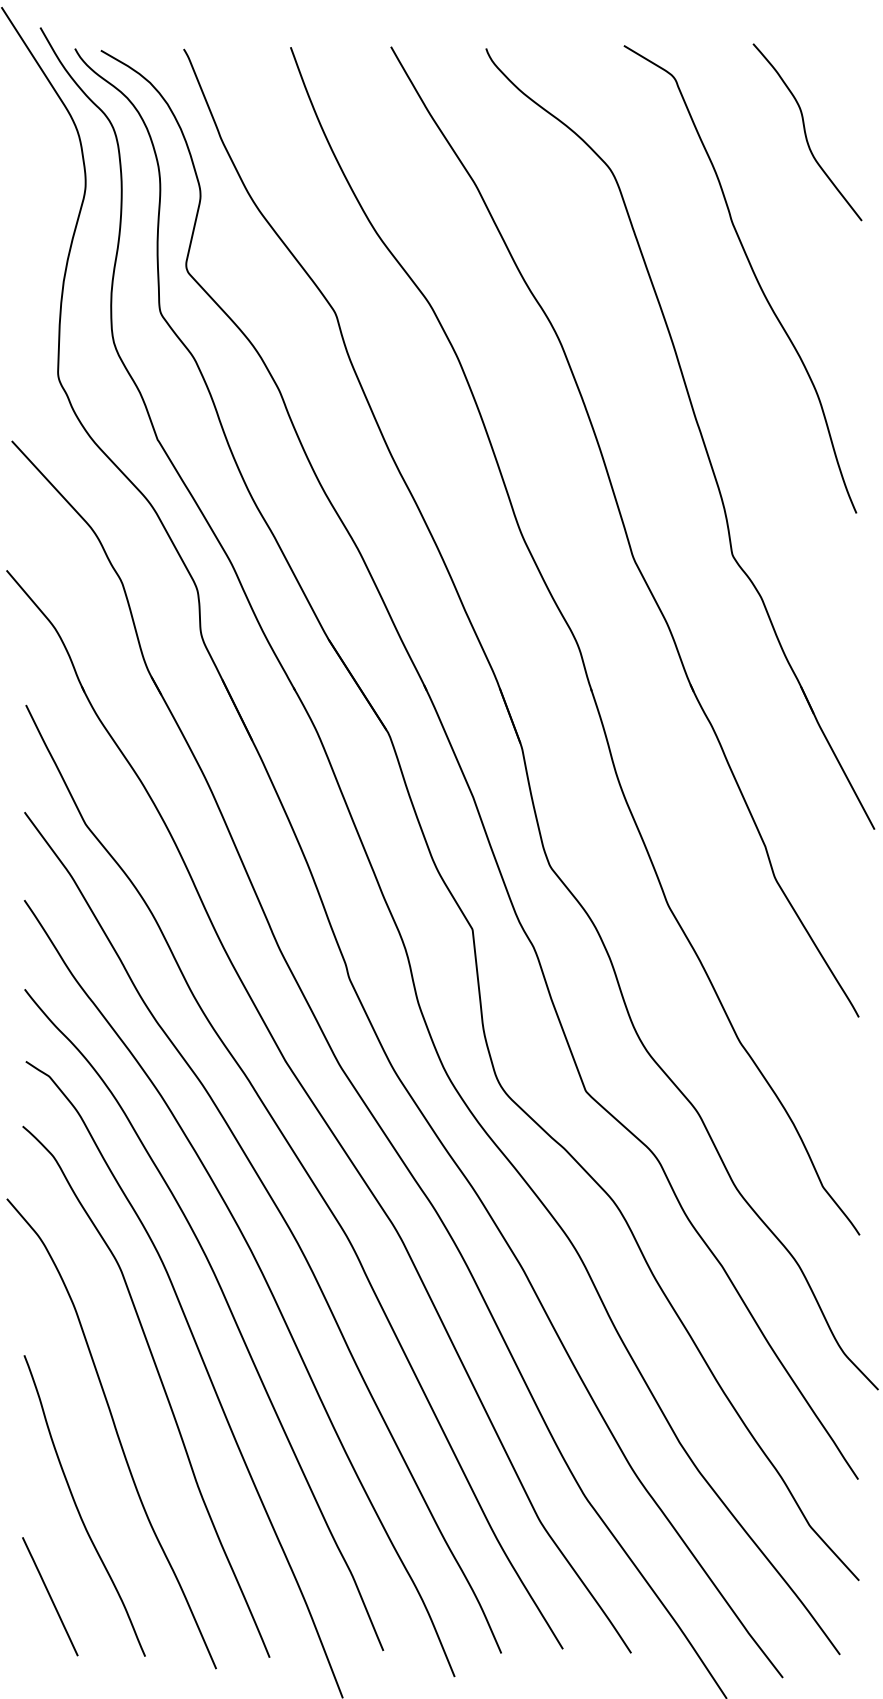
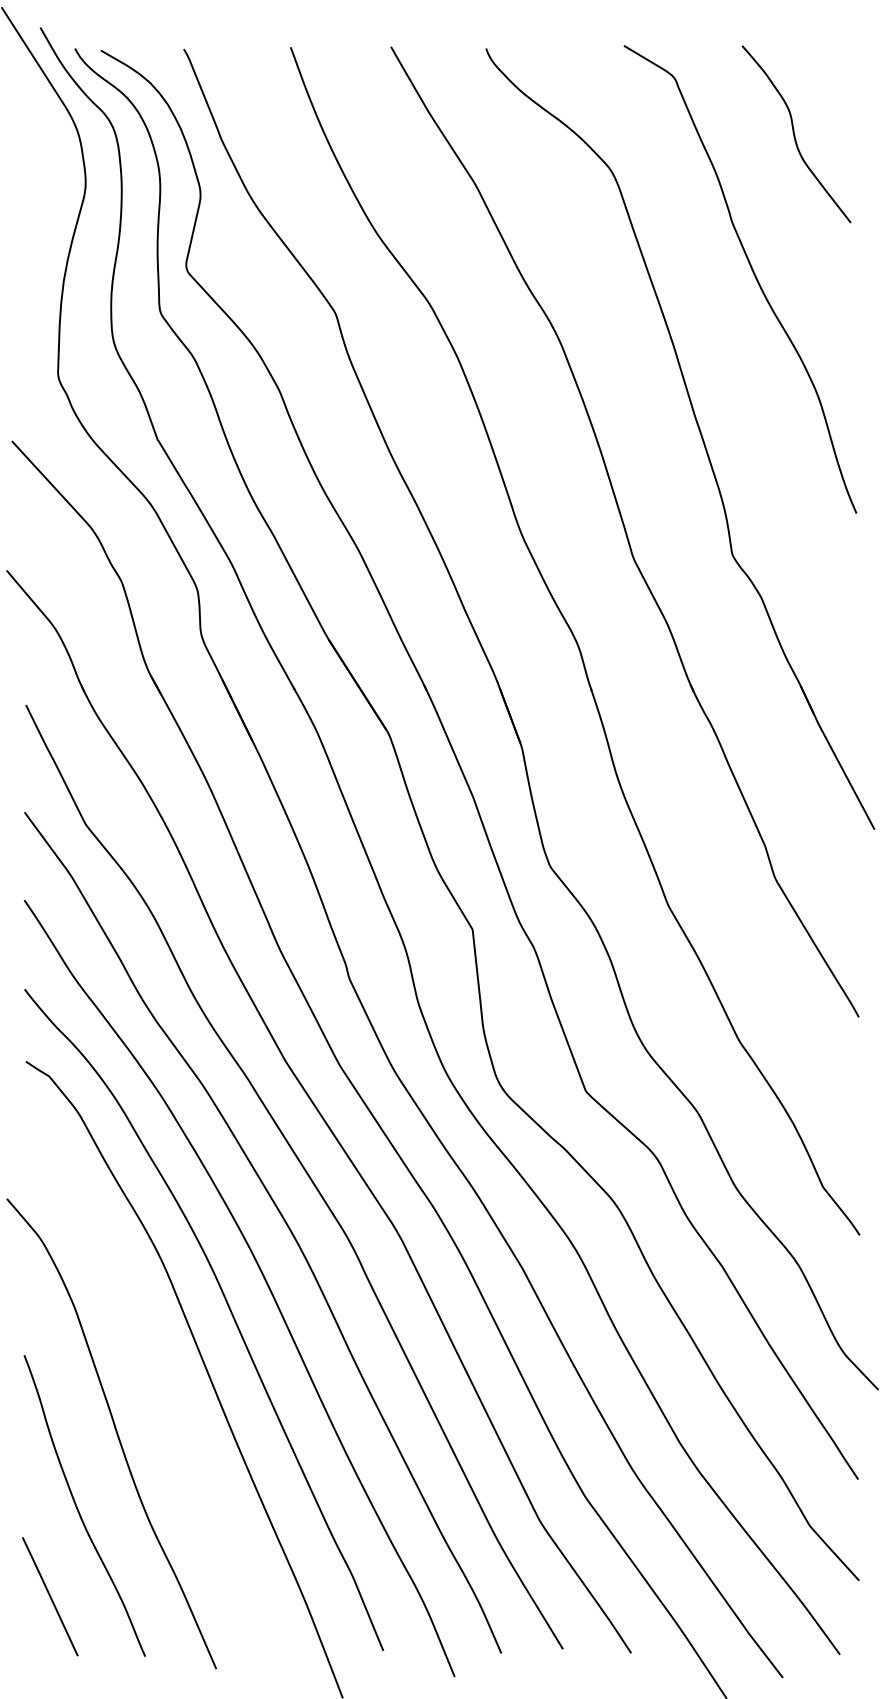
curve position: (806, 133) -> (795, 135) (795, 135)
curve: present -> none (162, 1387)
